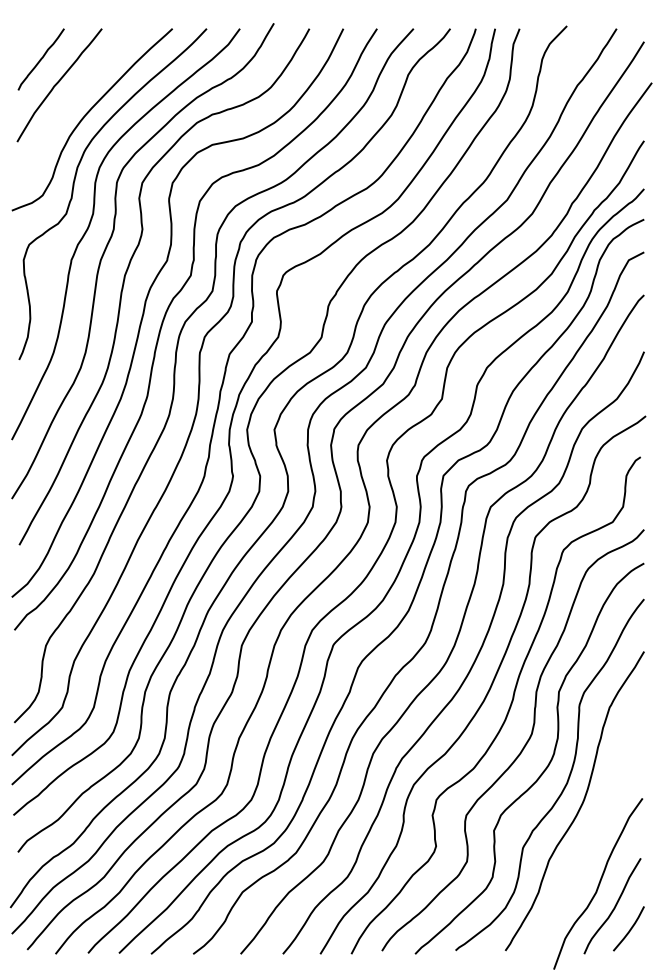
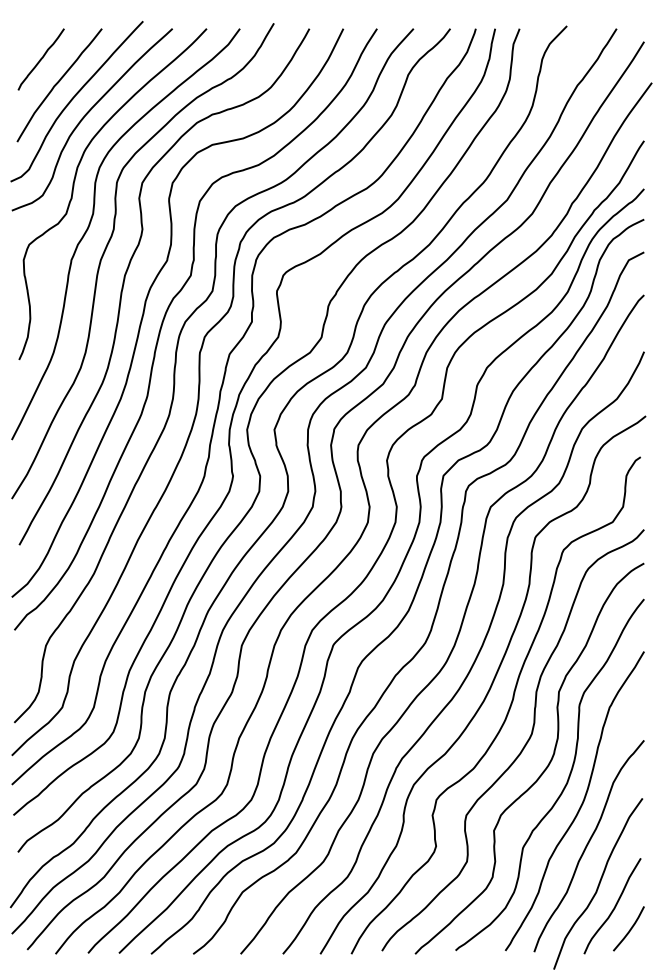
curve: none -> present (74, 98)
curve: none -> present (587, 846)
